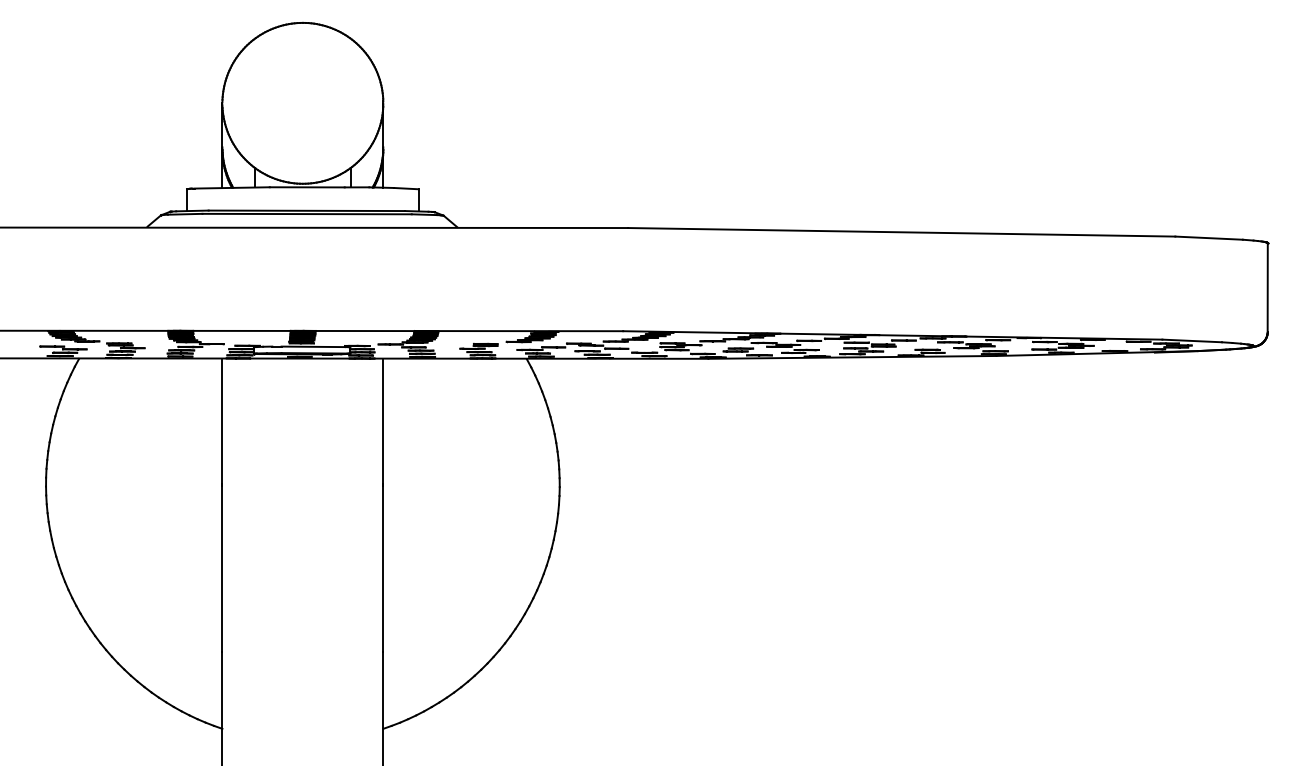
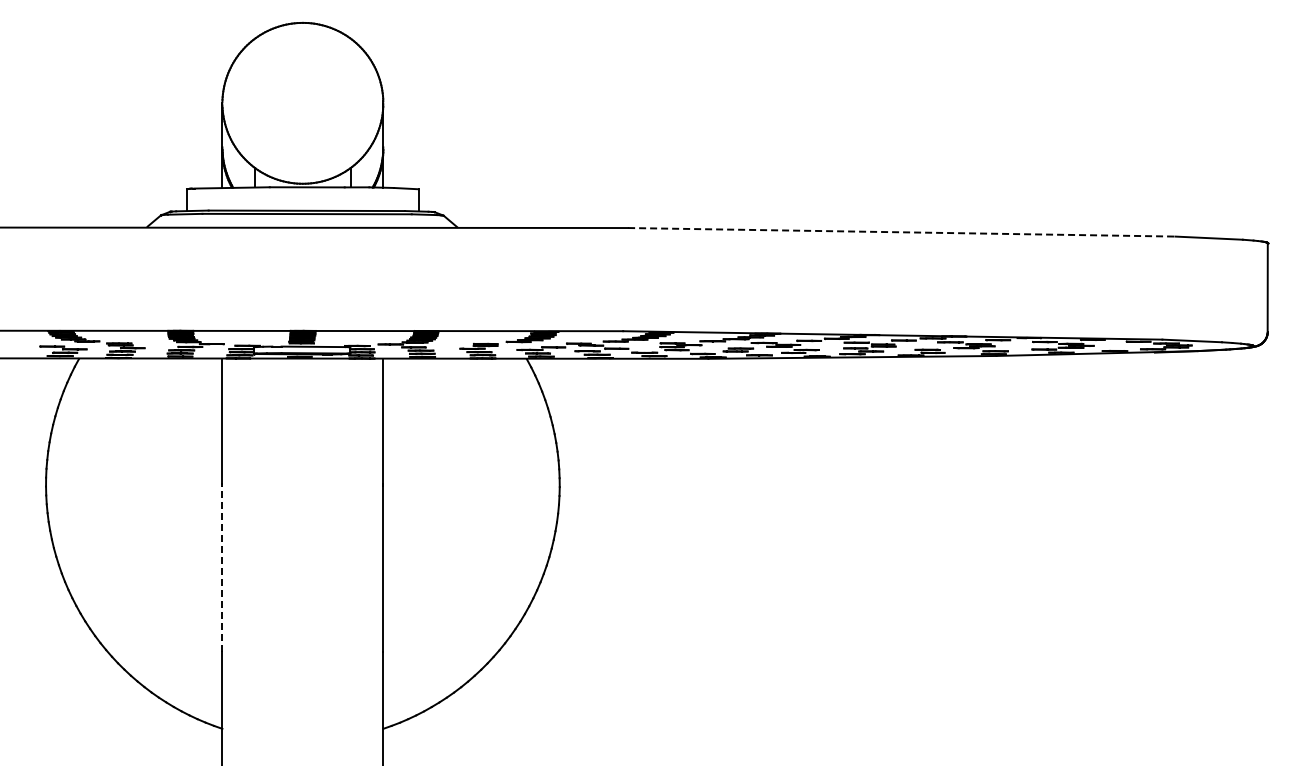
line: solid -> dashed (901, 232)
line: solid -> dashed (222, 568)
